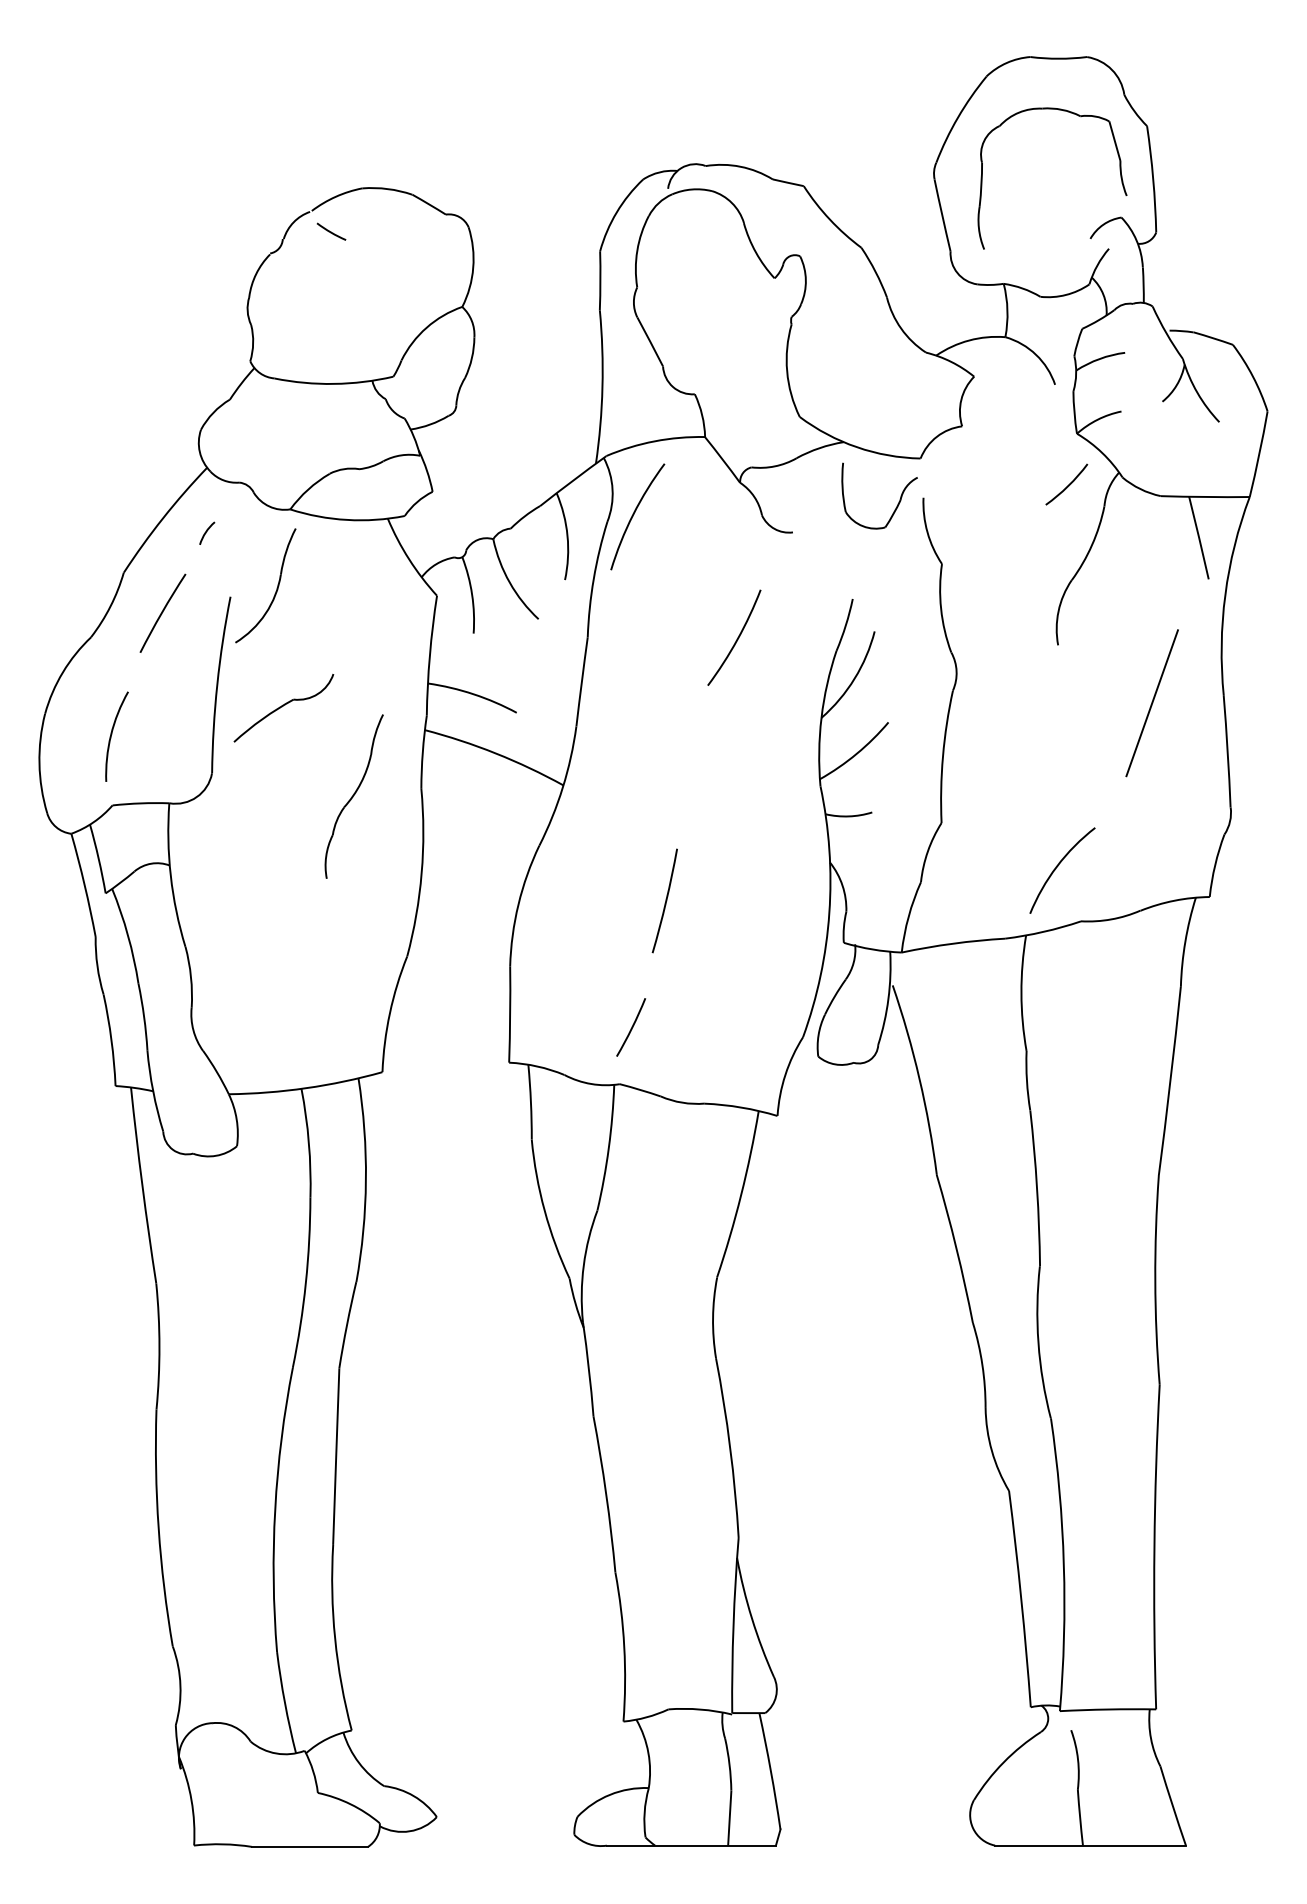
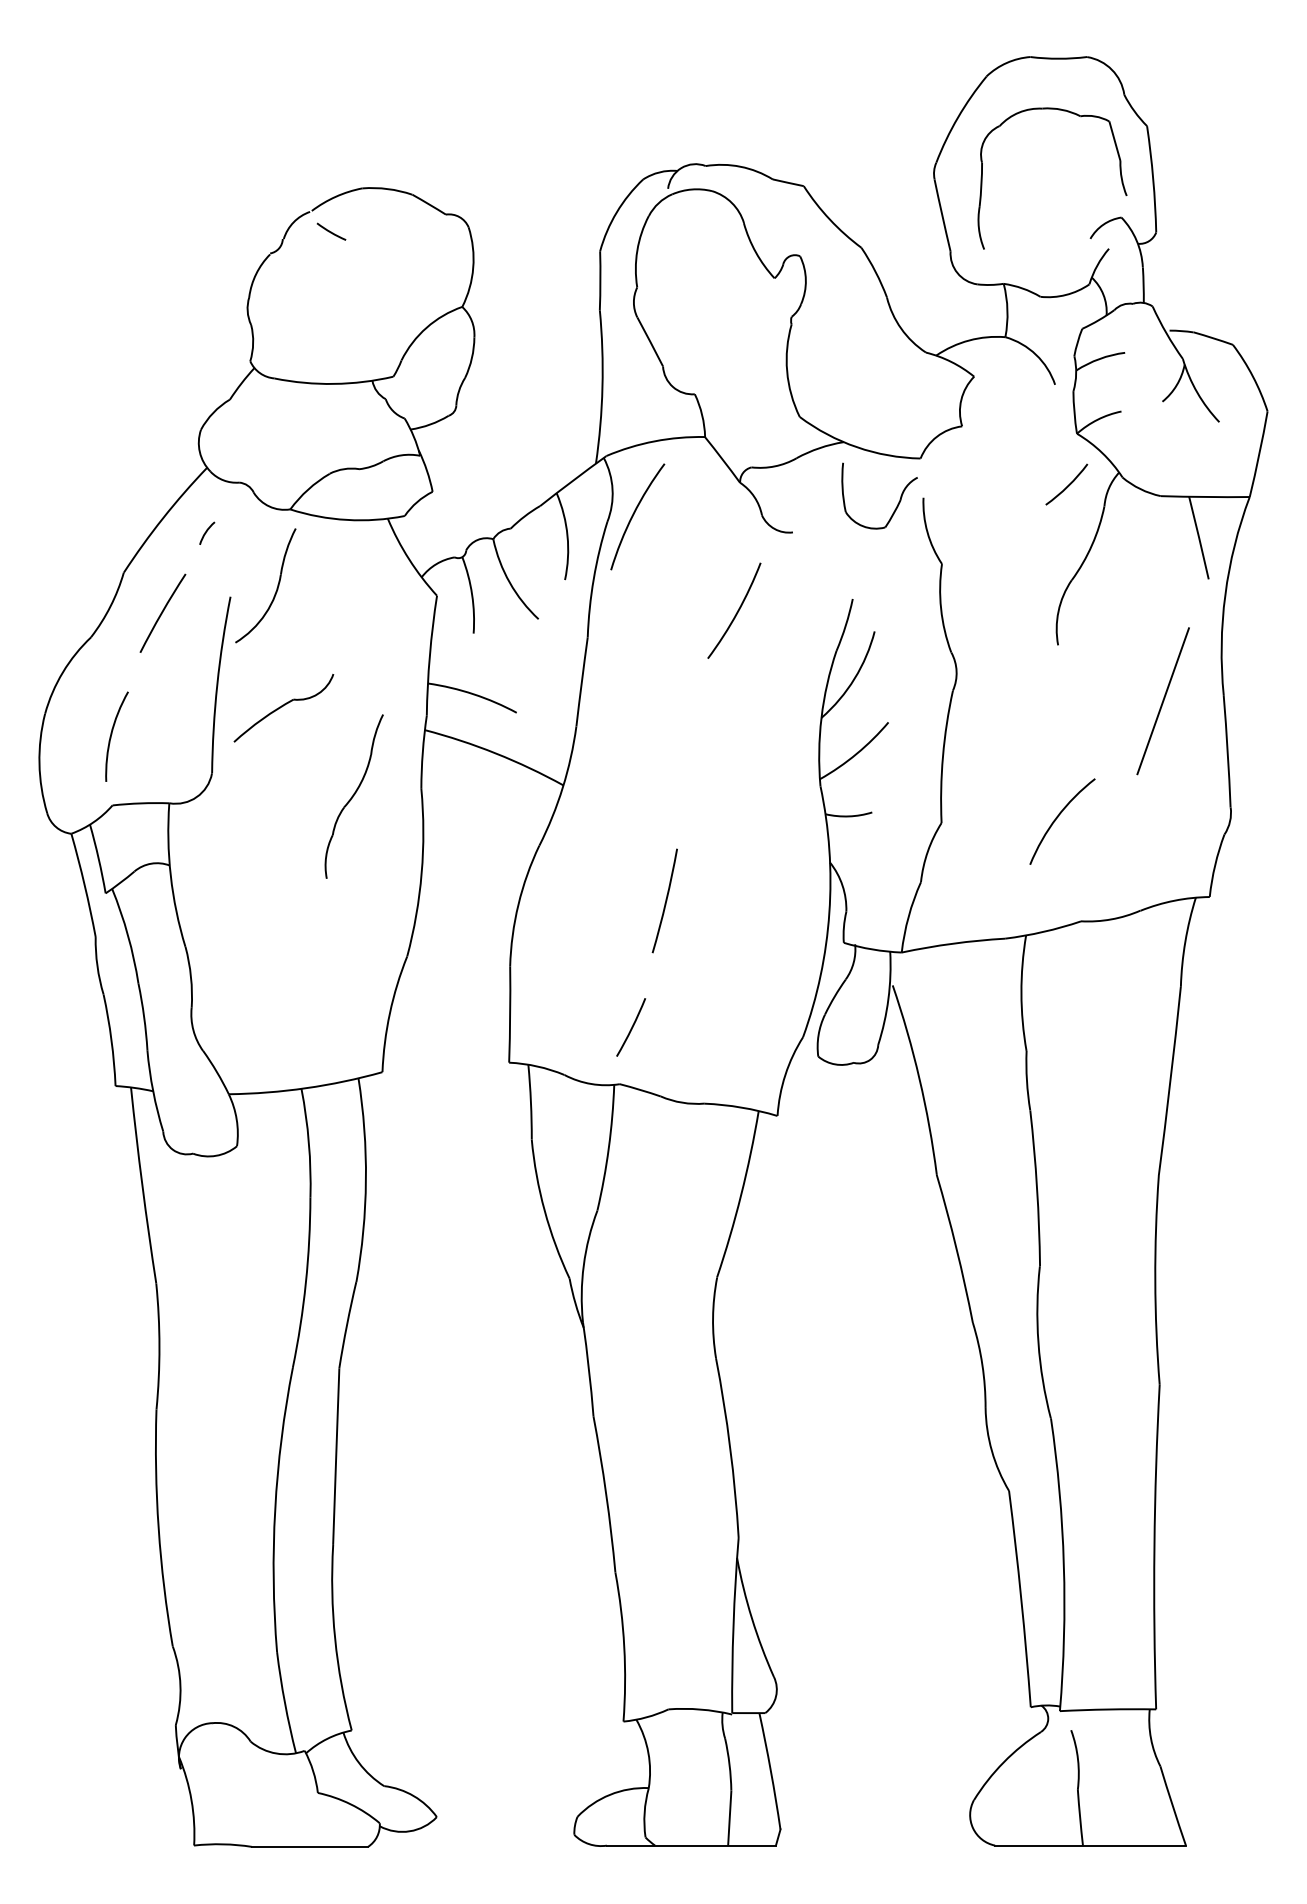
arc position: (736, 639) -> (736, 612) (736, 612)
line position: (1151, 703) -> (1162, 701) (1162, 701)
arc position: (1058, 866) -> (1058, 817) (1058, 817)
